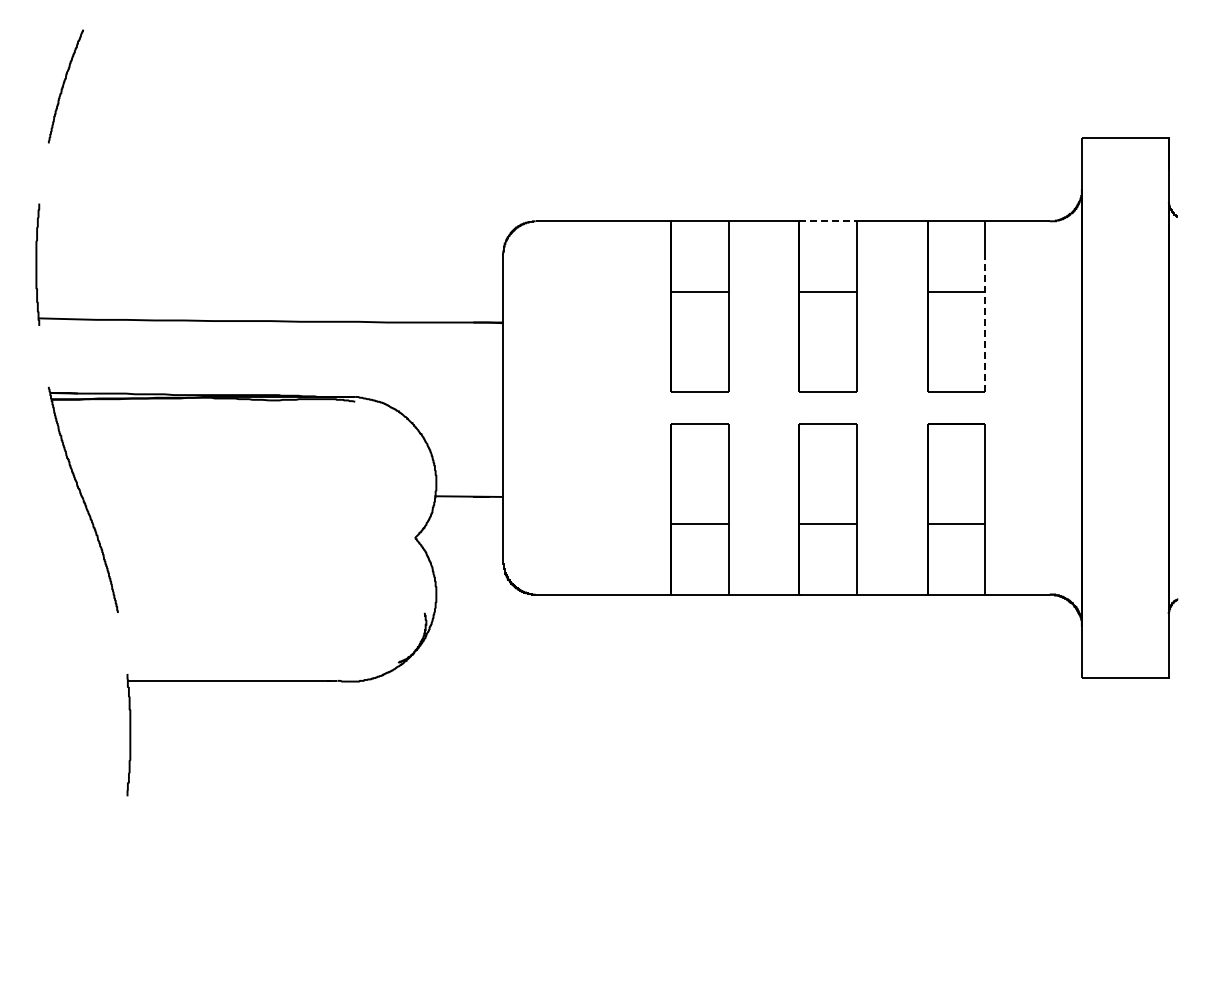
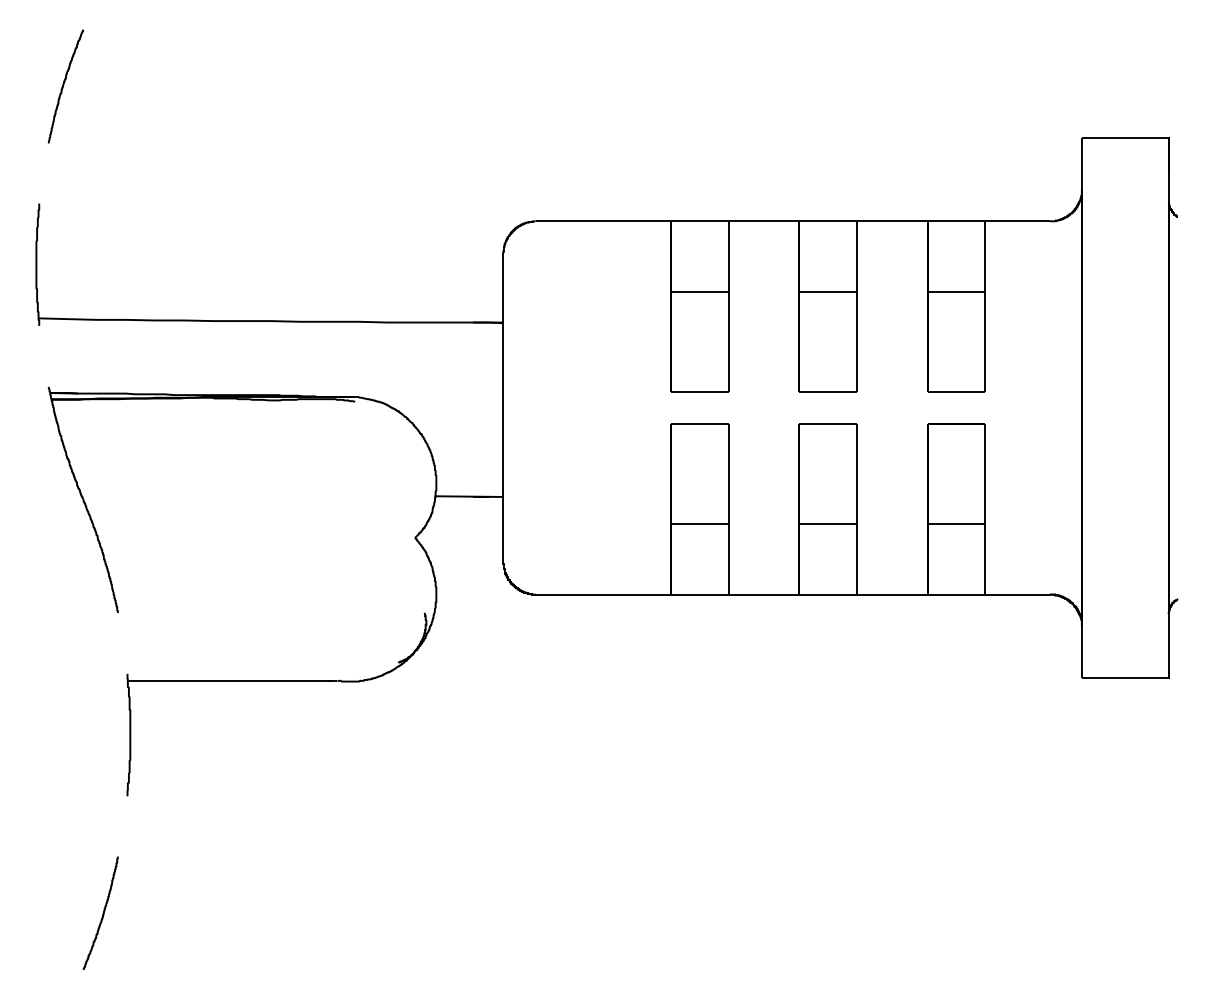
line: dashed -> solid (828, 221)
line: dashed -> solid (985, 323)
curve: none -> present (102, 913)
